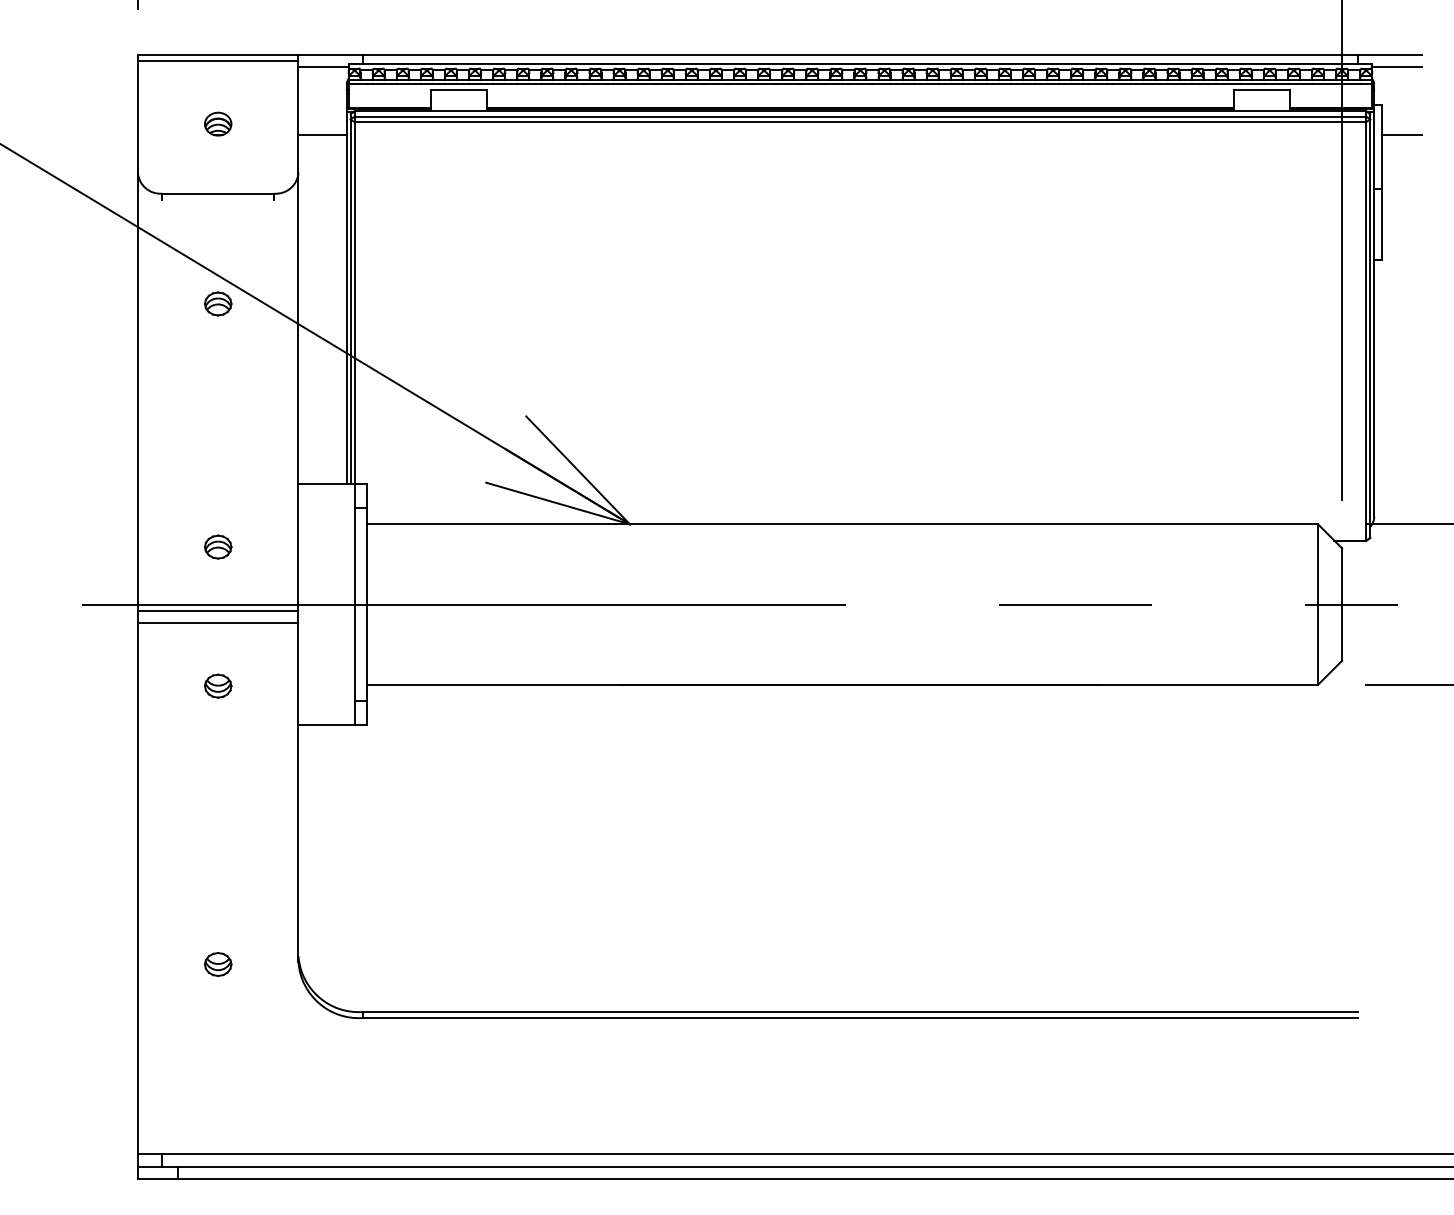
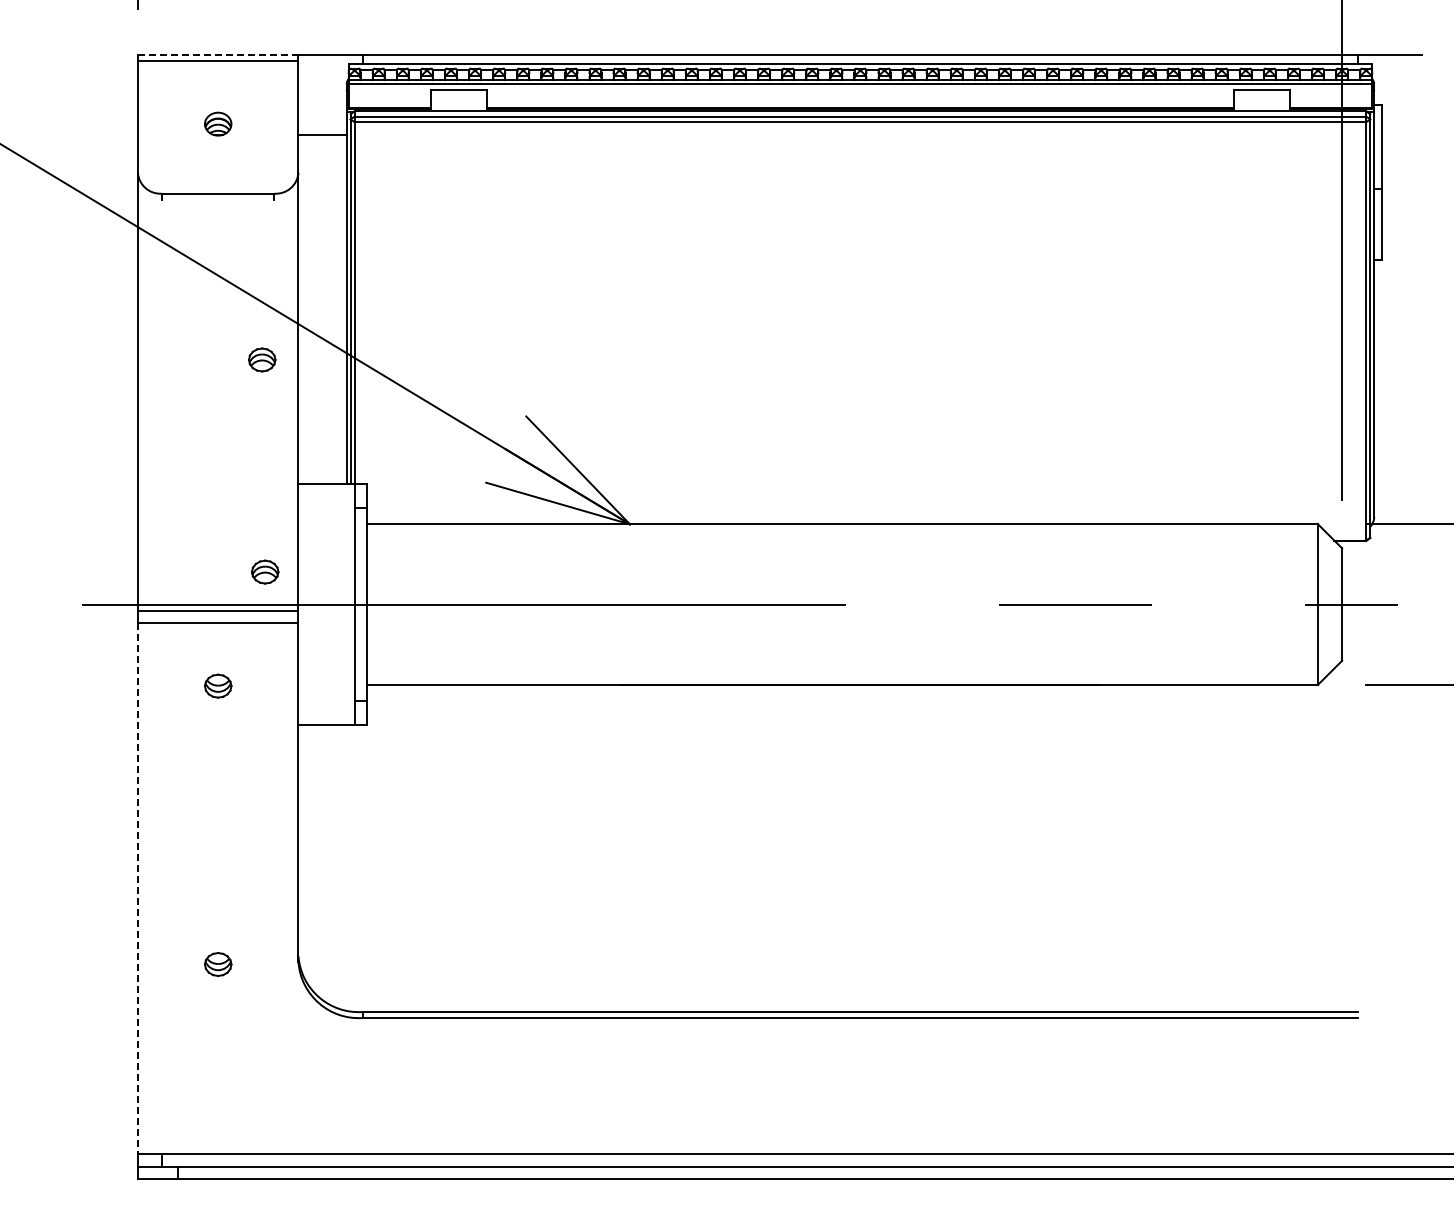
line: solid -> dashed (218, 54)
line: present -> none (323, 66)
line: present -> none (1397, 66)
line: present -> none (1402, 134)
part position: (218, 303) -> (262, 359) (262, 359)
part position: (218, 546) -> (265, 571) (265, 571)
line: solid -> dashed (137, 888)
